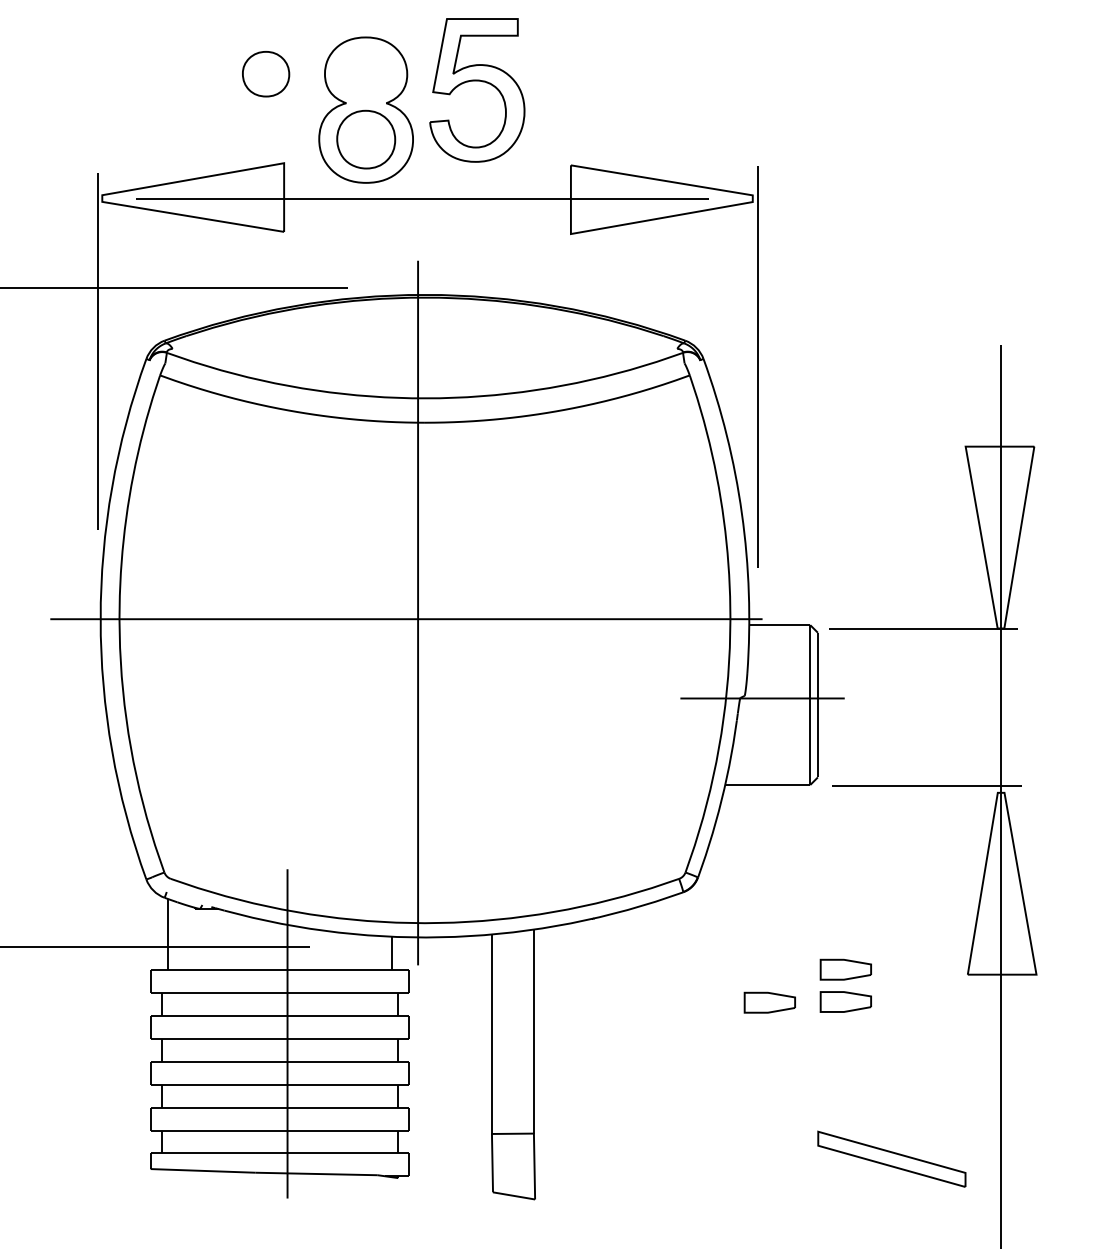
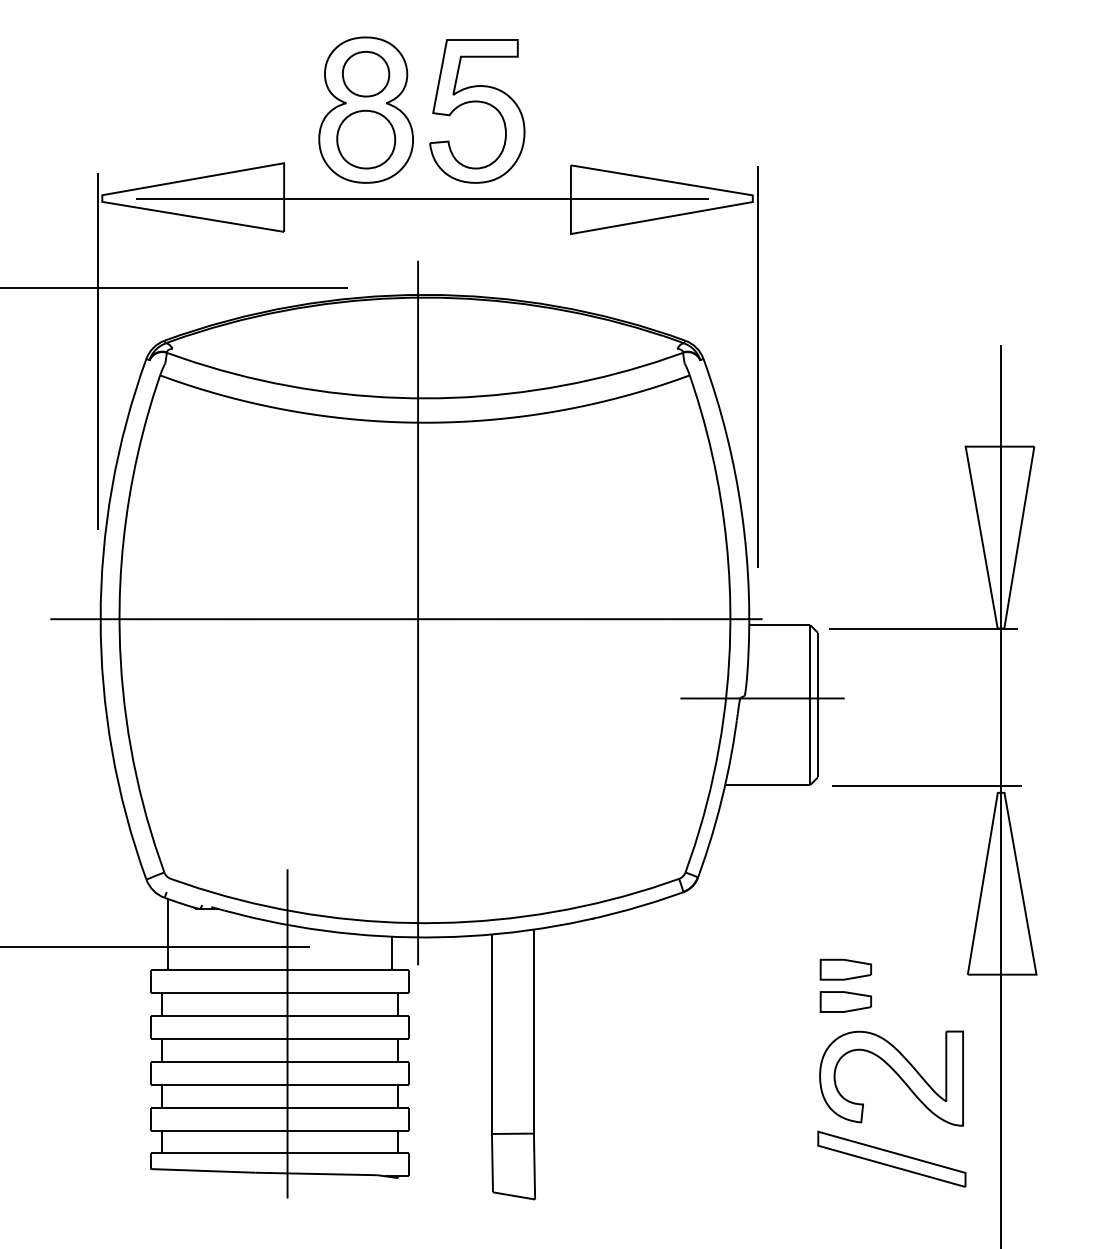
part position: (266, 74) -> (366, 74) (366, 74)
part position: (477, 81) -> (477, 102) (477, 102)
part: present -> none (769, 1002)
part: none -> present (895, 1073)
